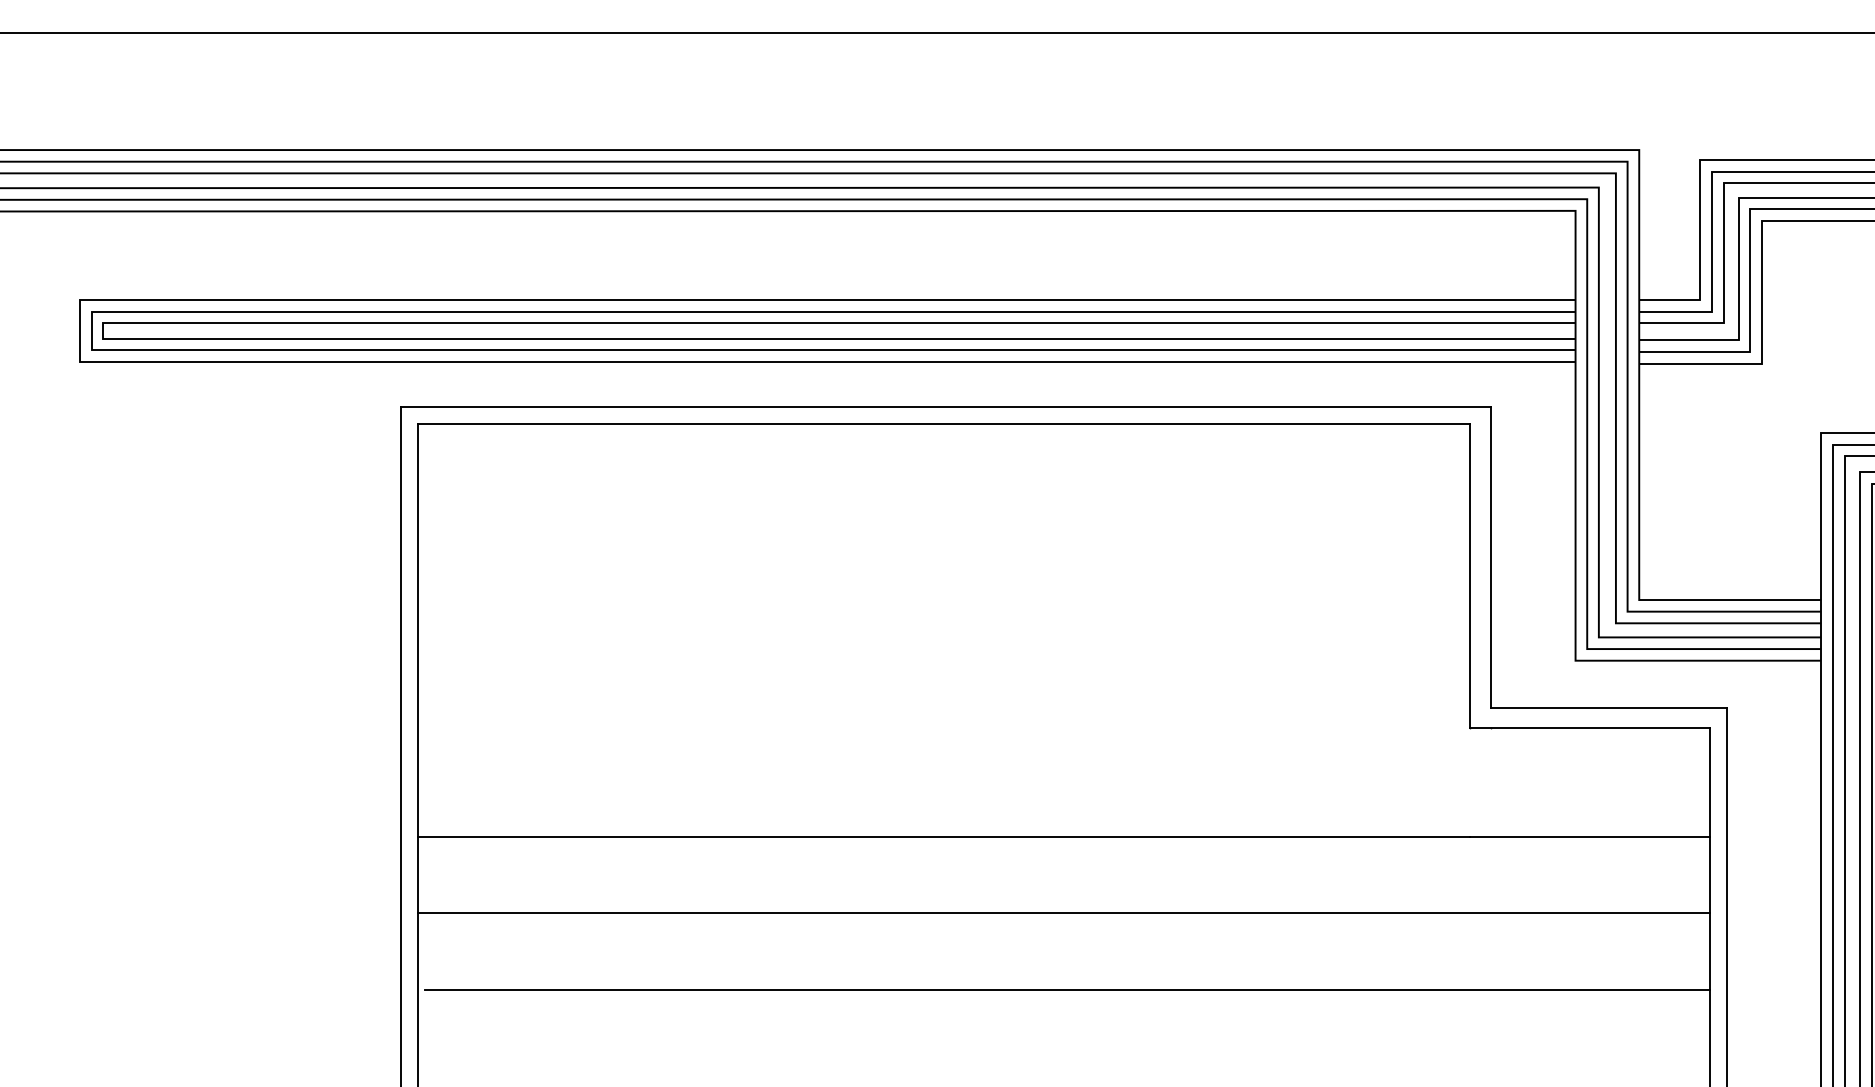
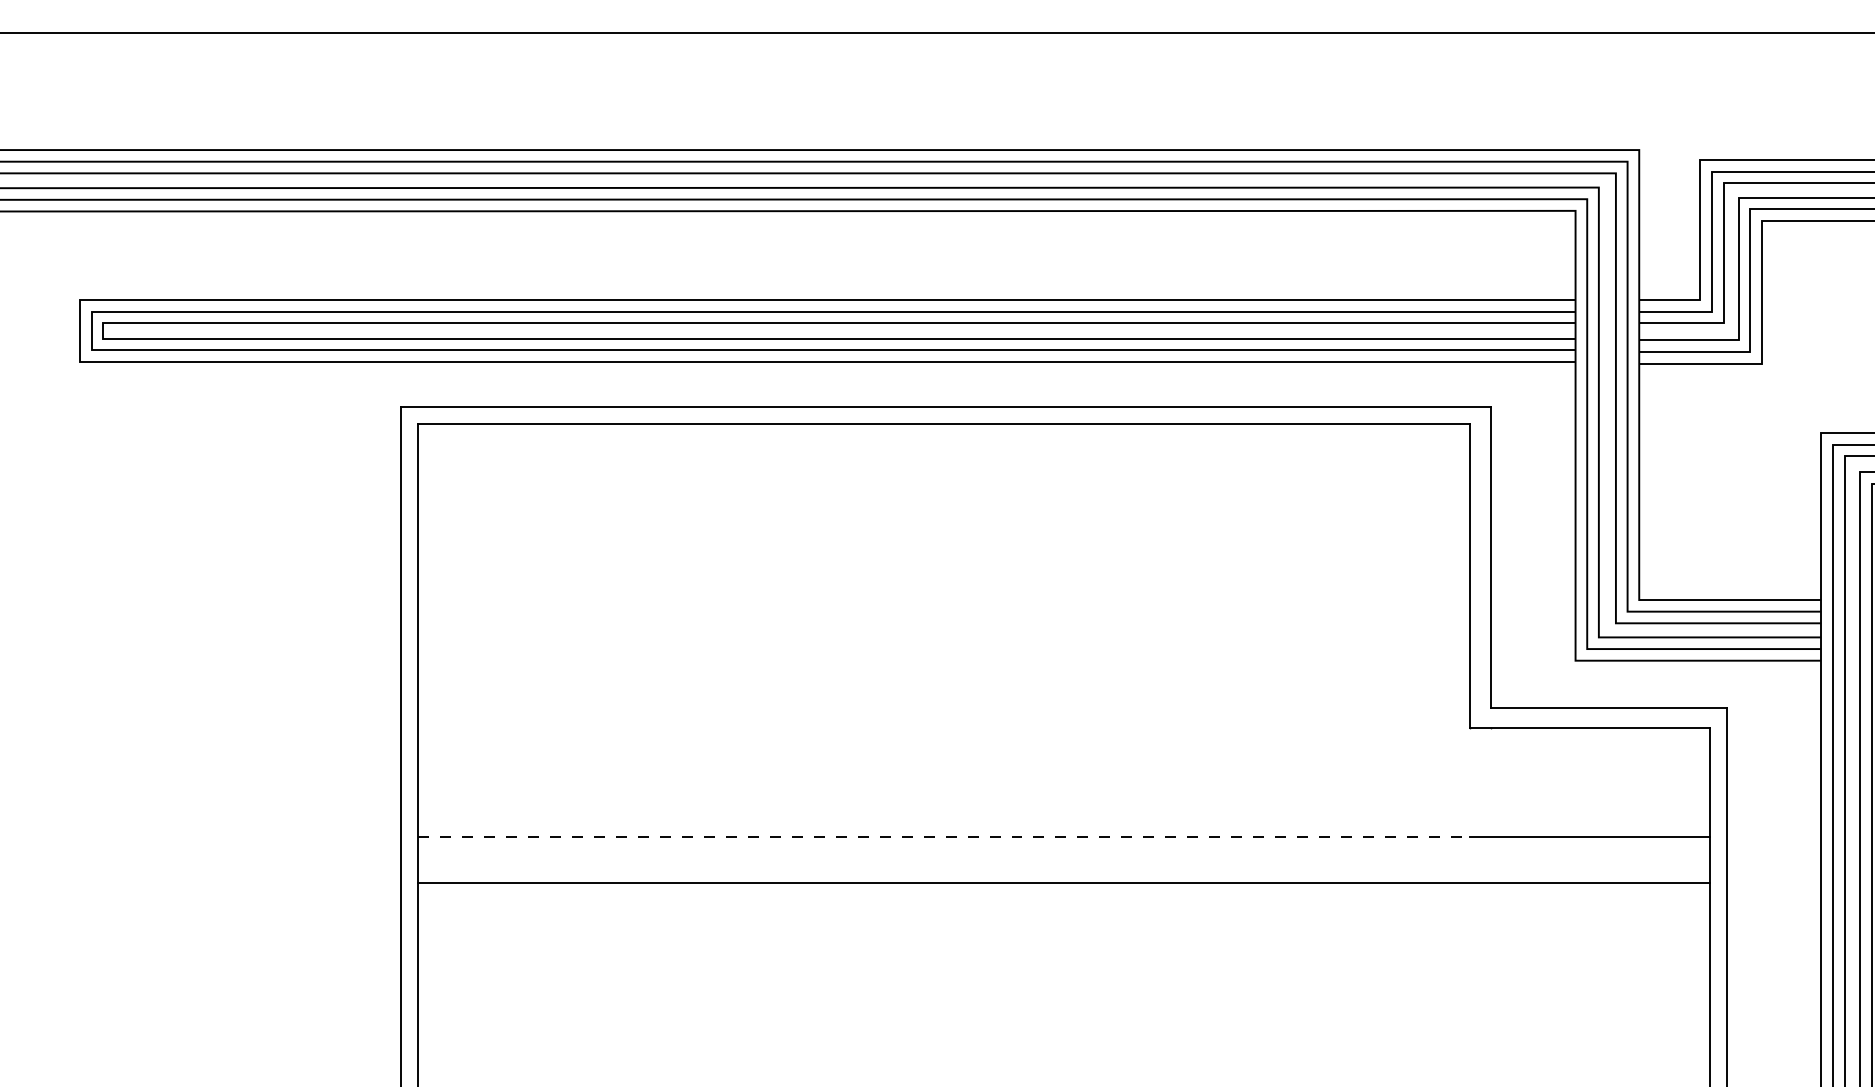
line: solid -> dashed (944, 836)
line position: (1063, 913) -> (1063, 883) (1063, 883)
line: present -> none (1067, 990)
